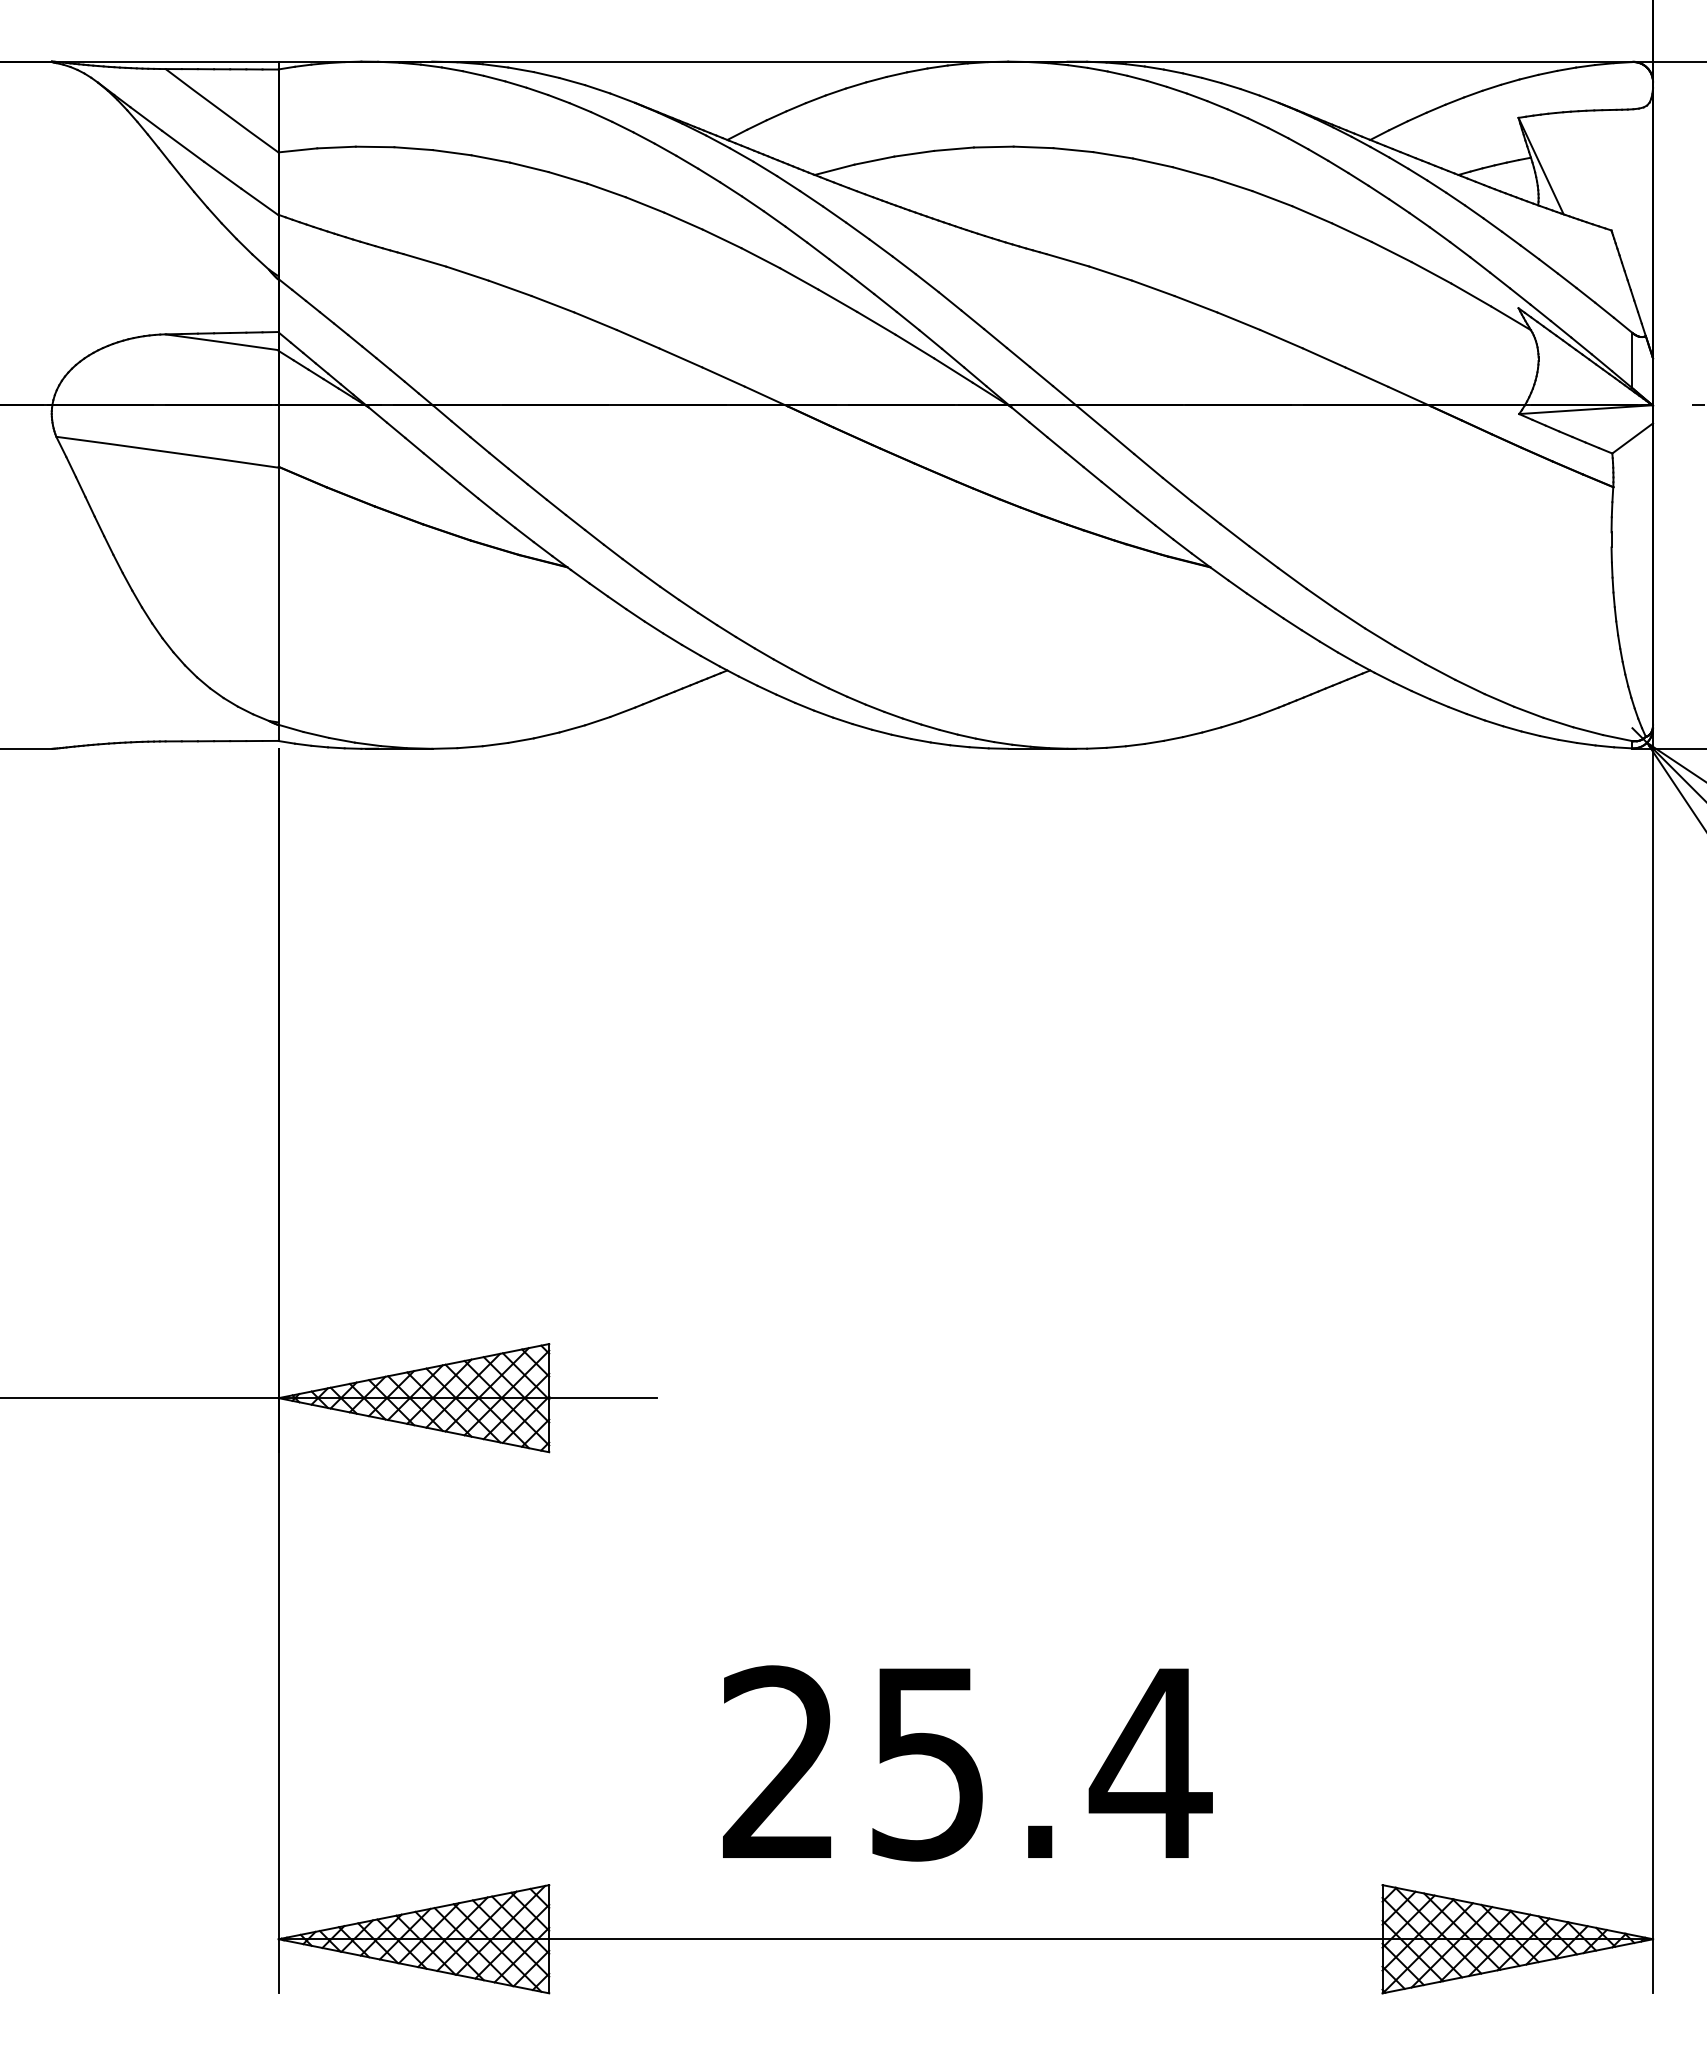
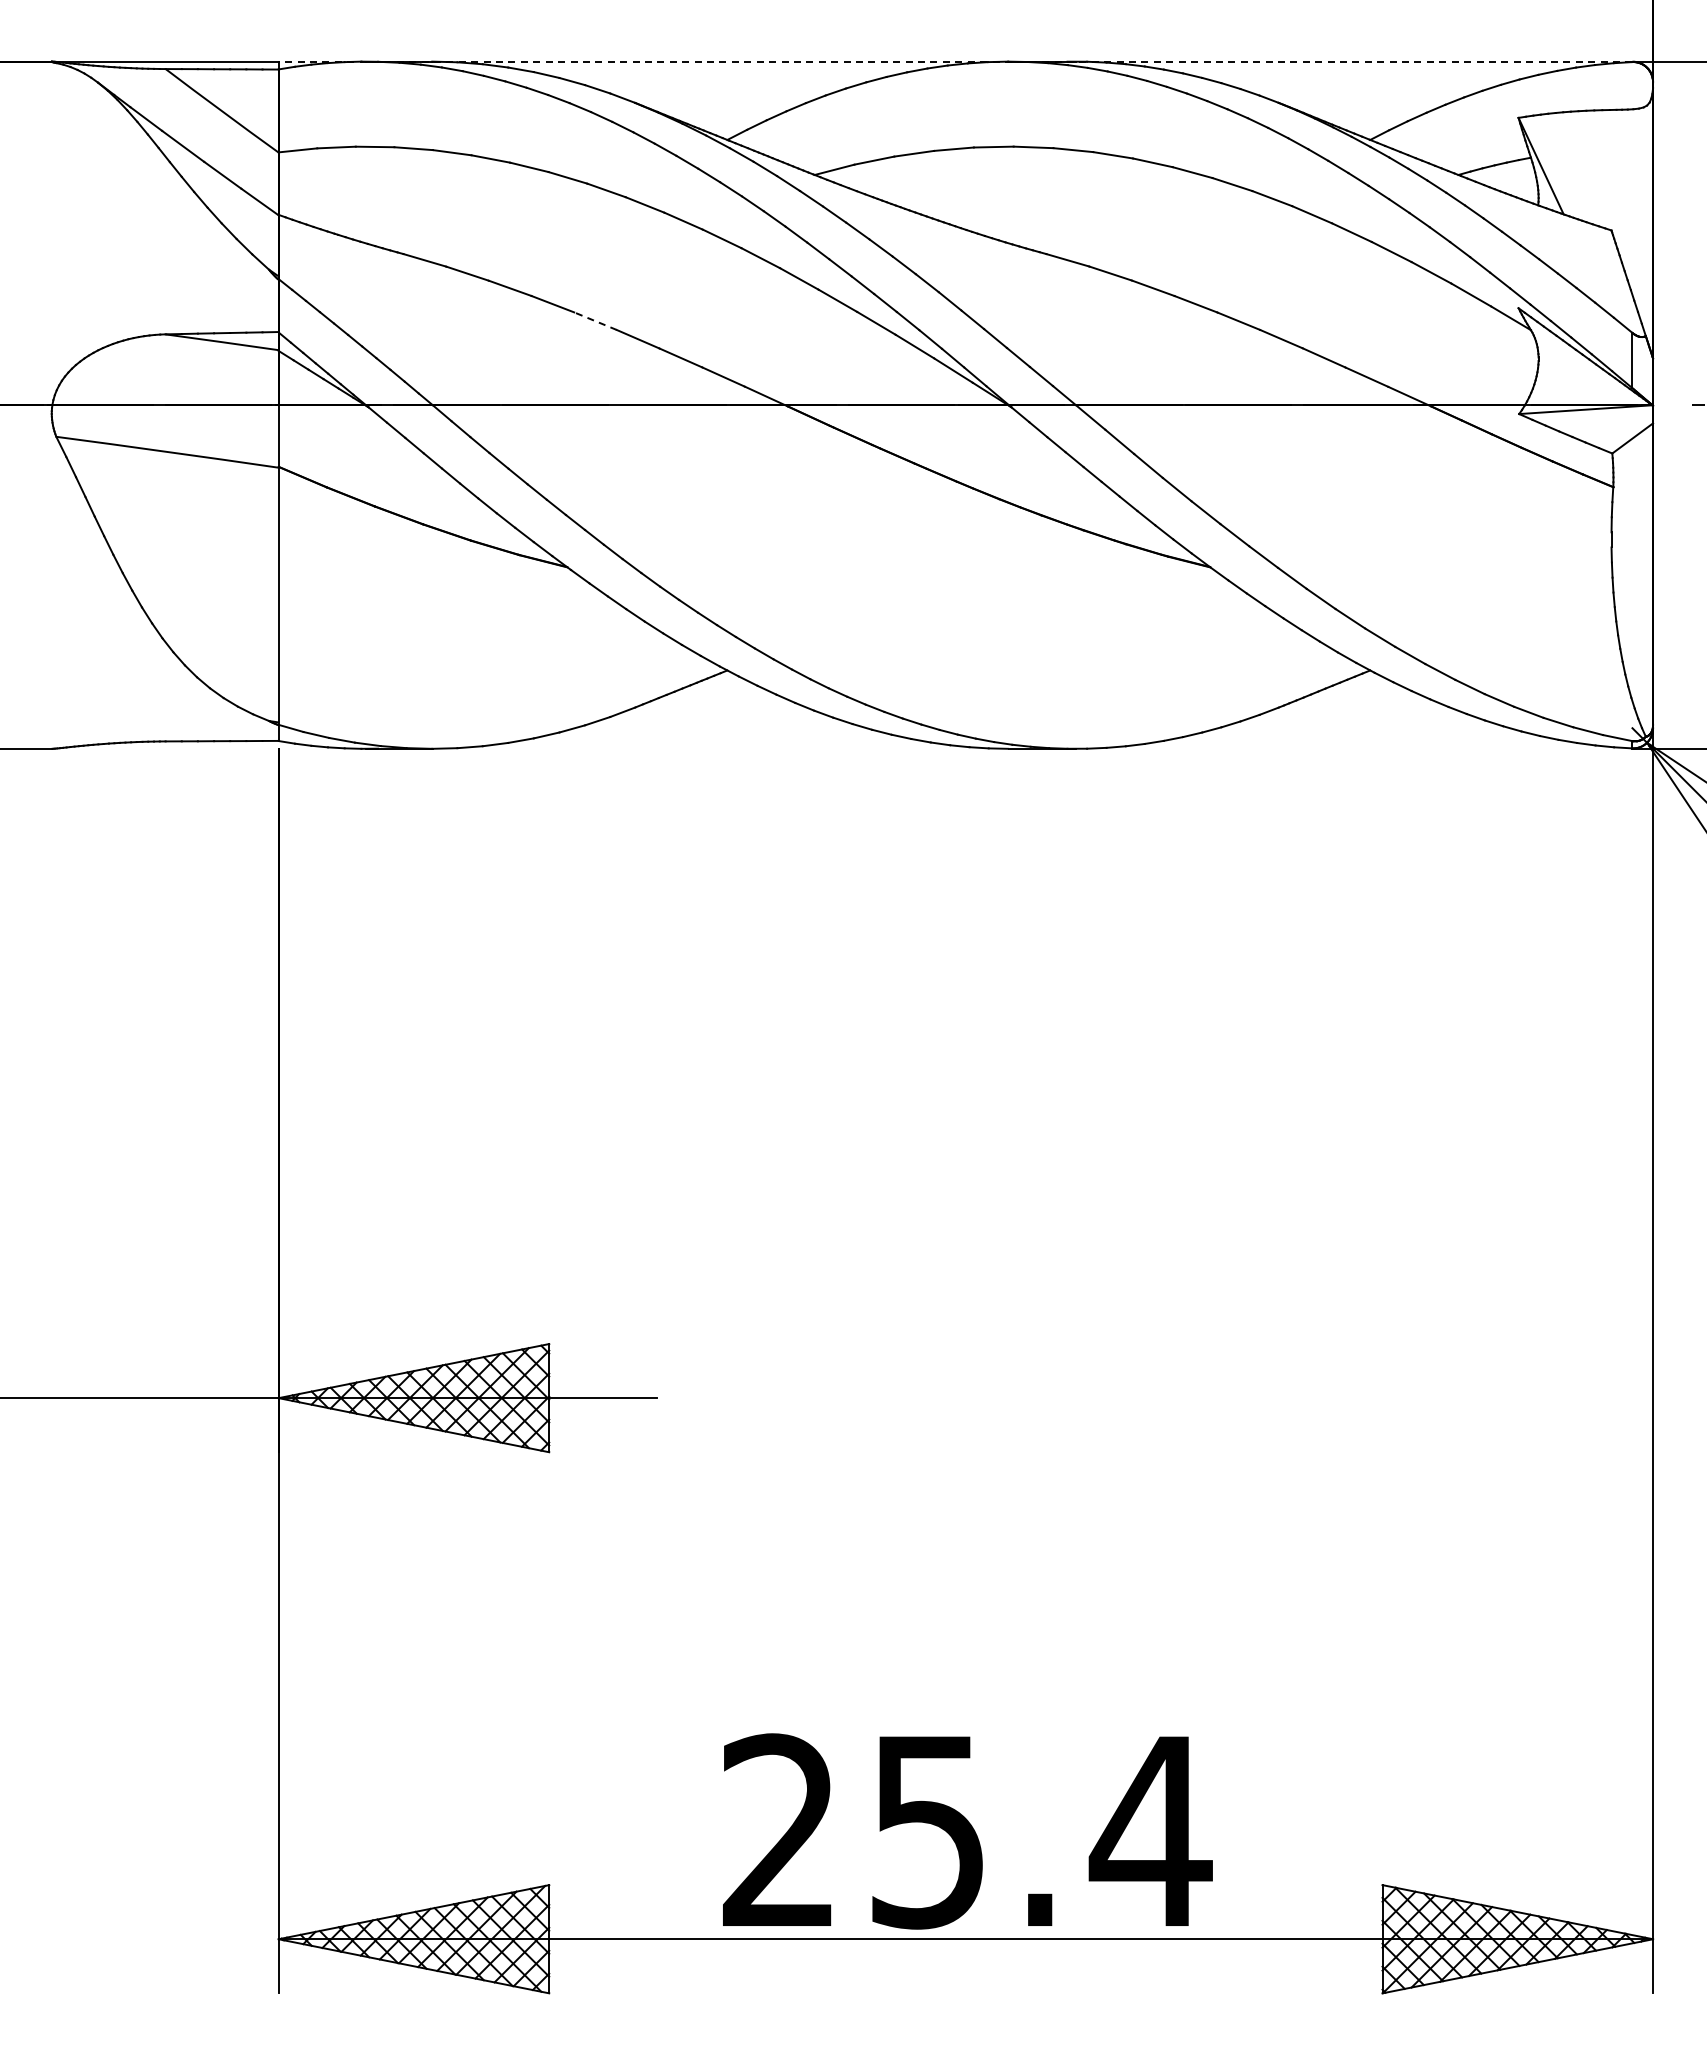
line: solid -> dashed (955, 61)
line: solid -> dashed (595, 321)
text position: (967, 1763) -> (967, 1831) (967, 1831)
